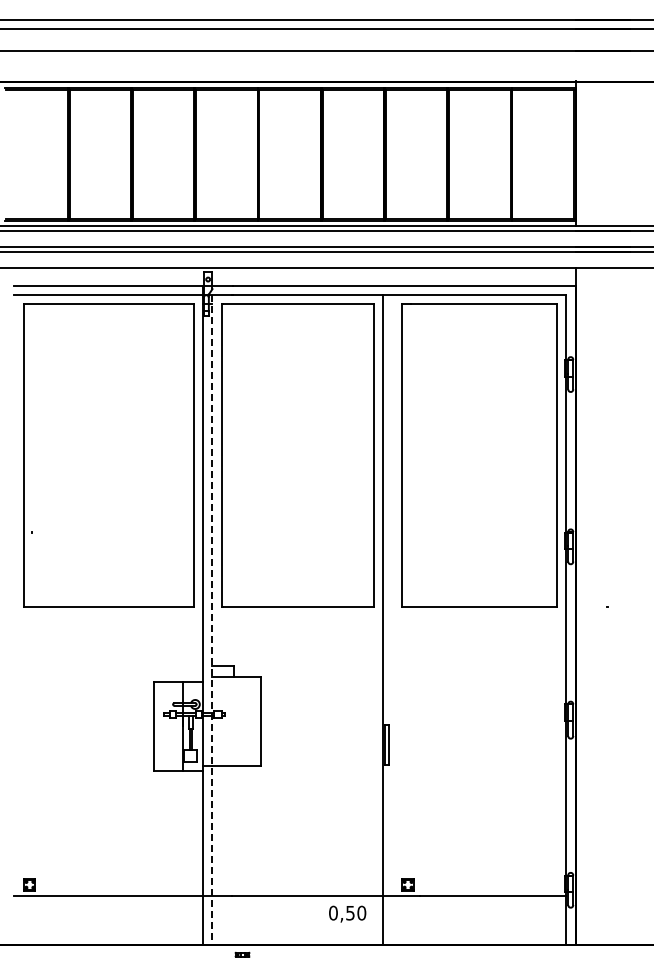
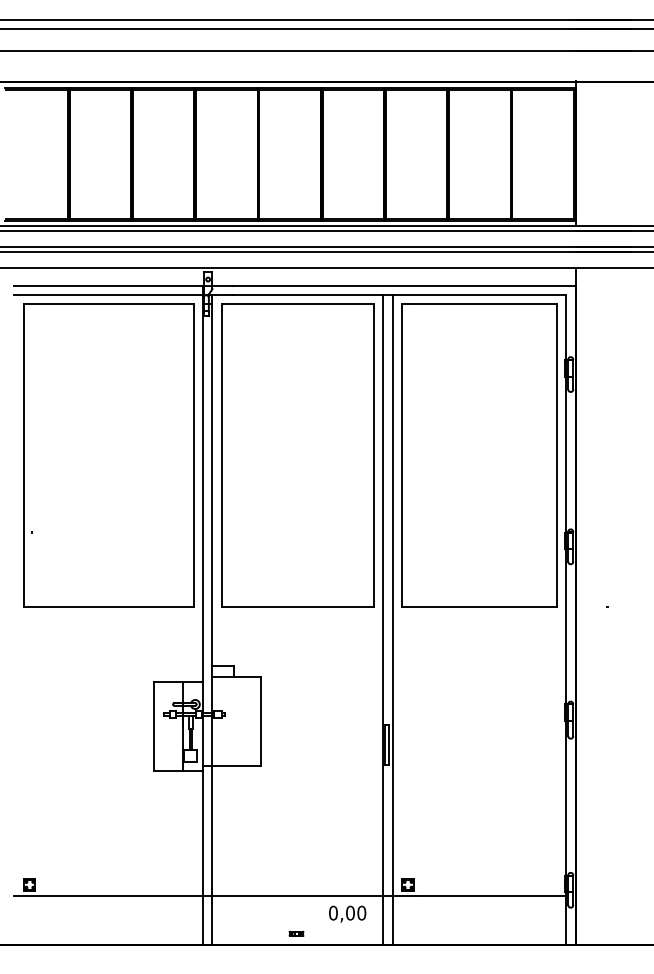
line: dashed -> solid (212, 619)
line: none -> present (392, 619)
text: 0,50 -> 0,00 (350, 912)
part position: (242, 954) -> (296, 933) (296, 933)
